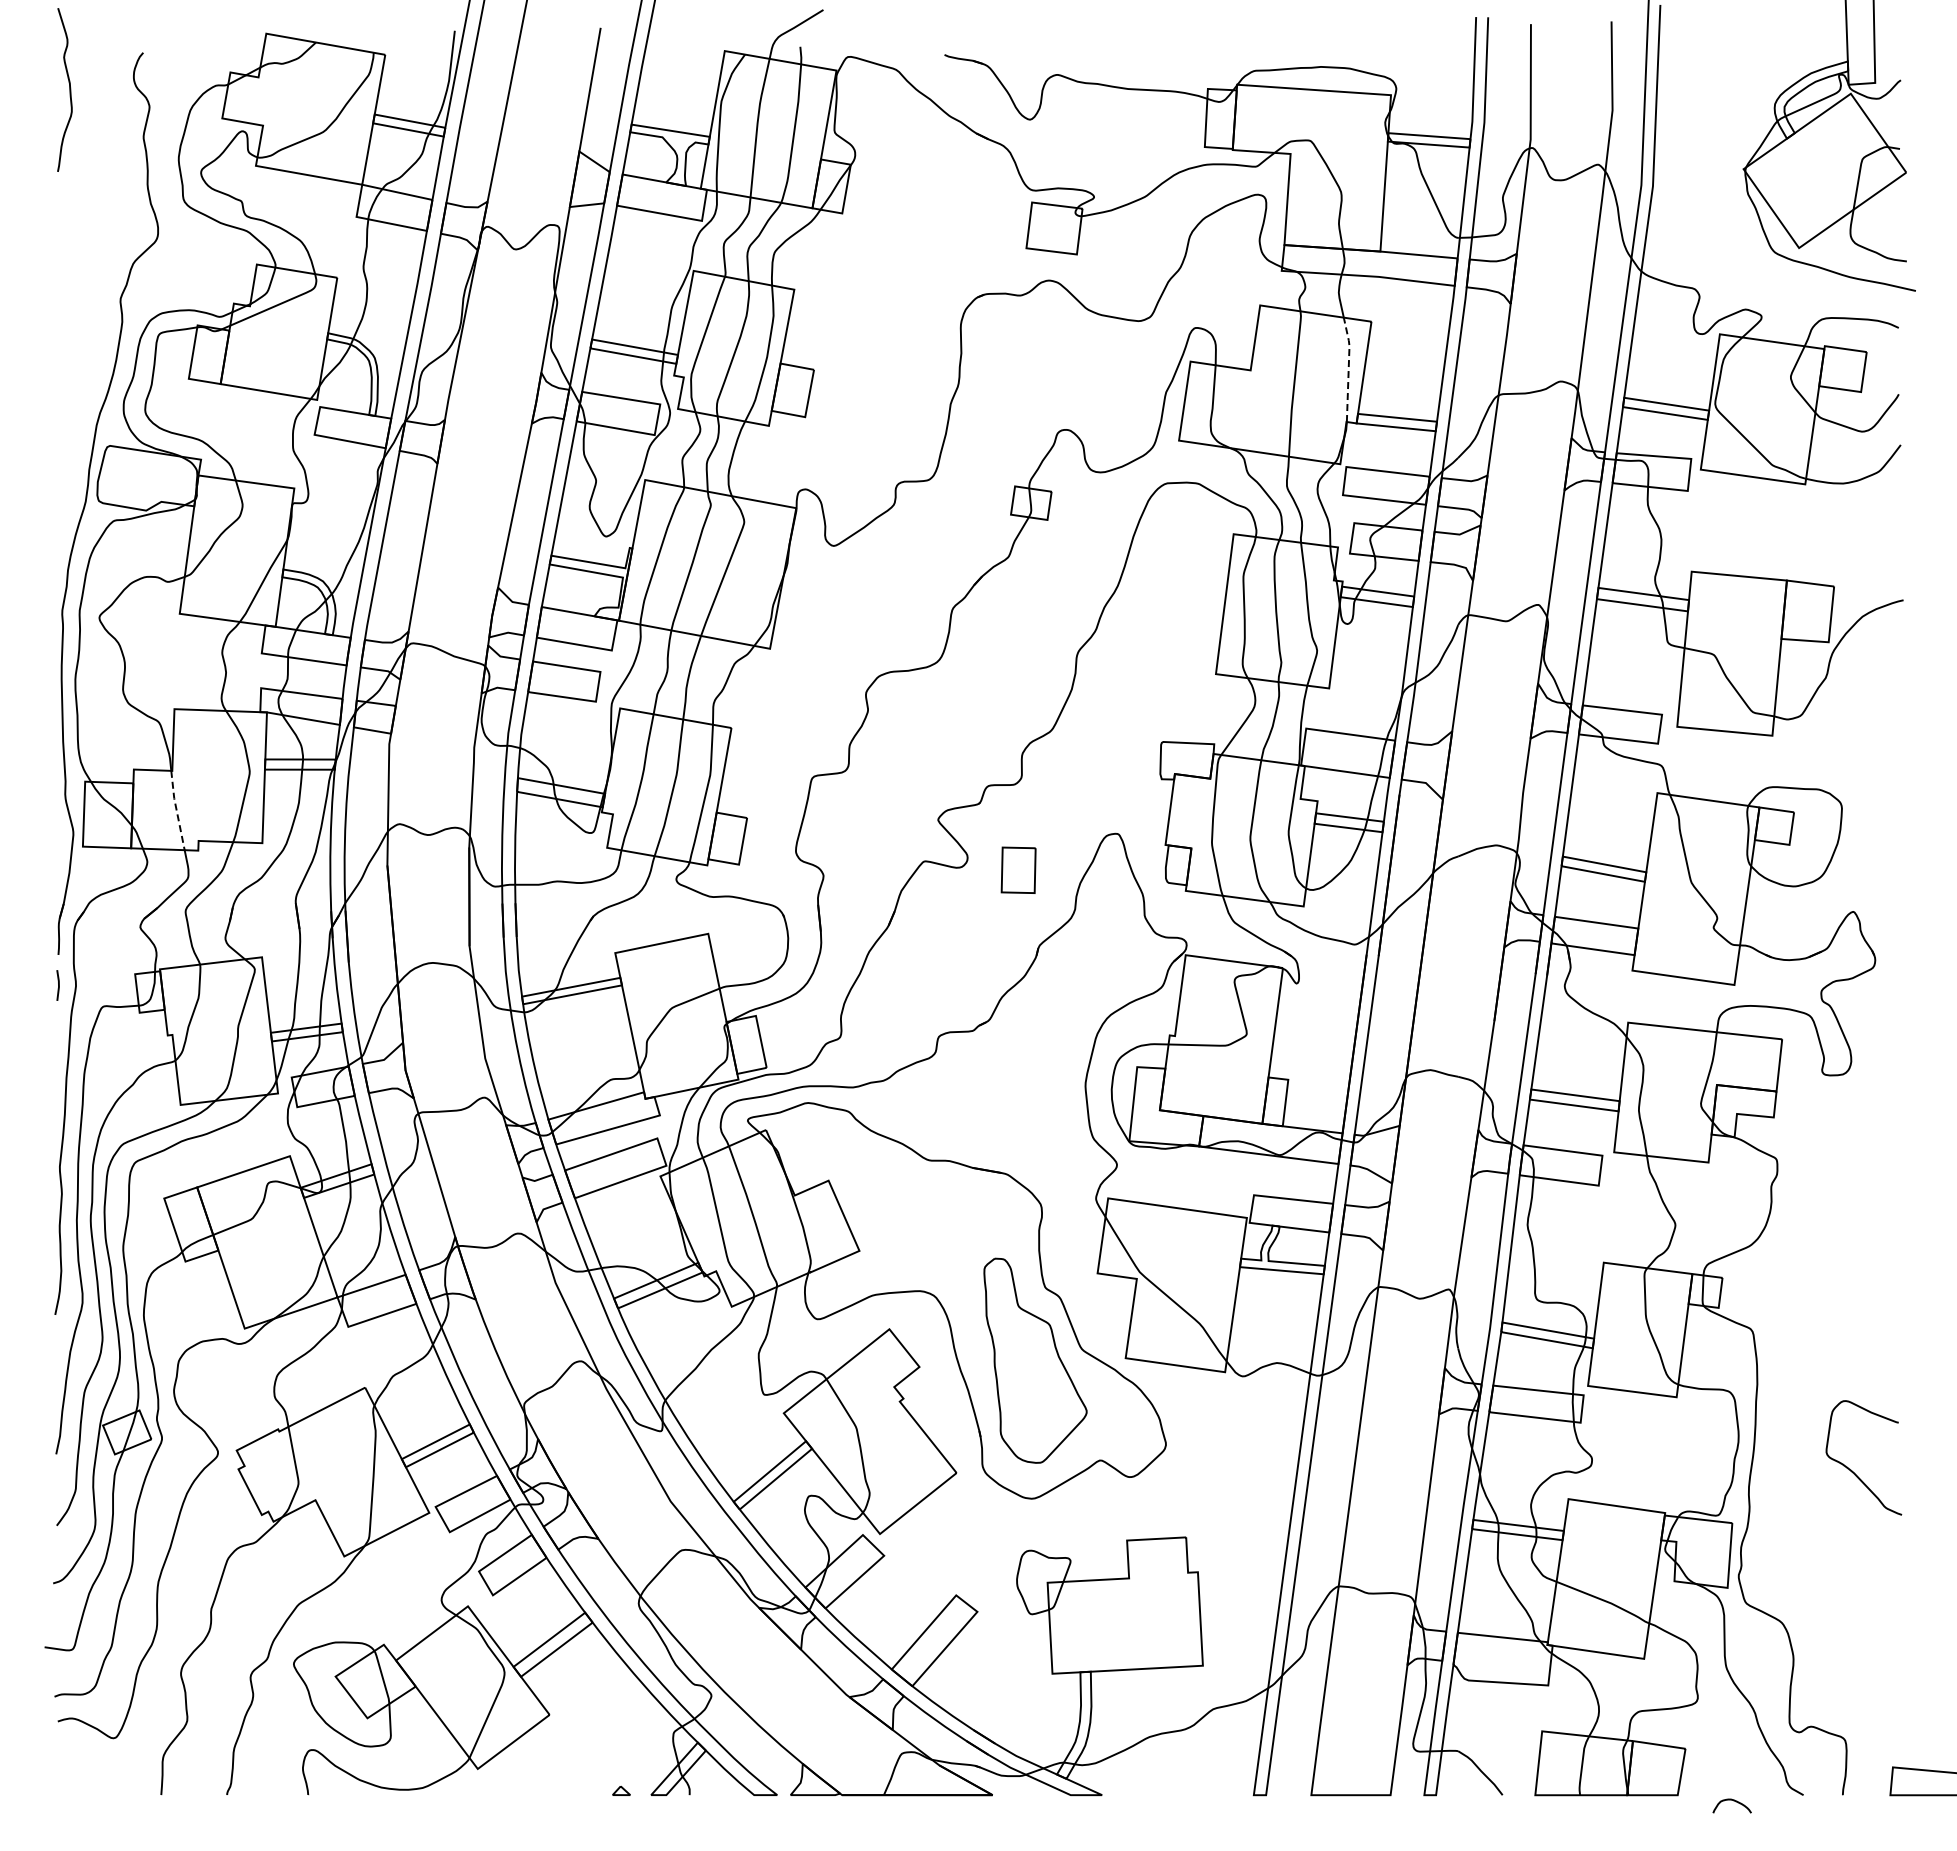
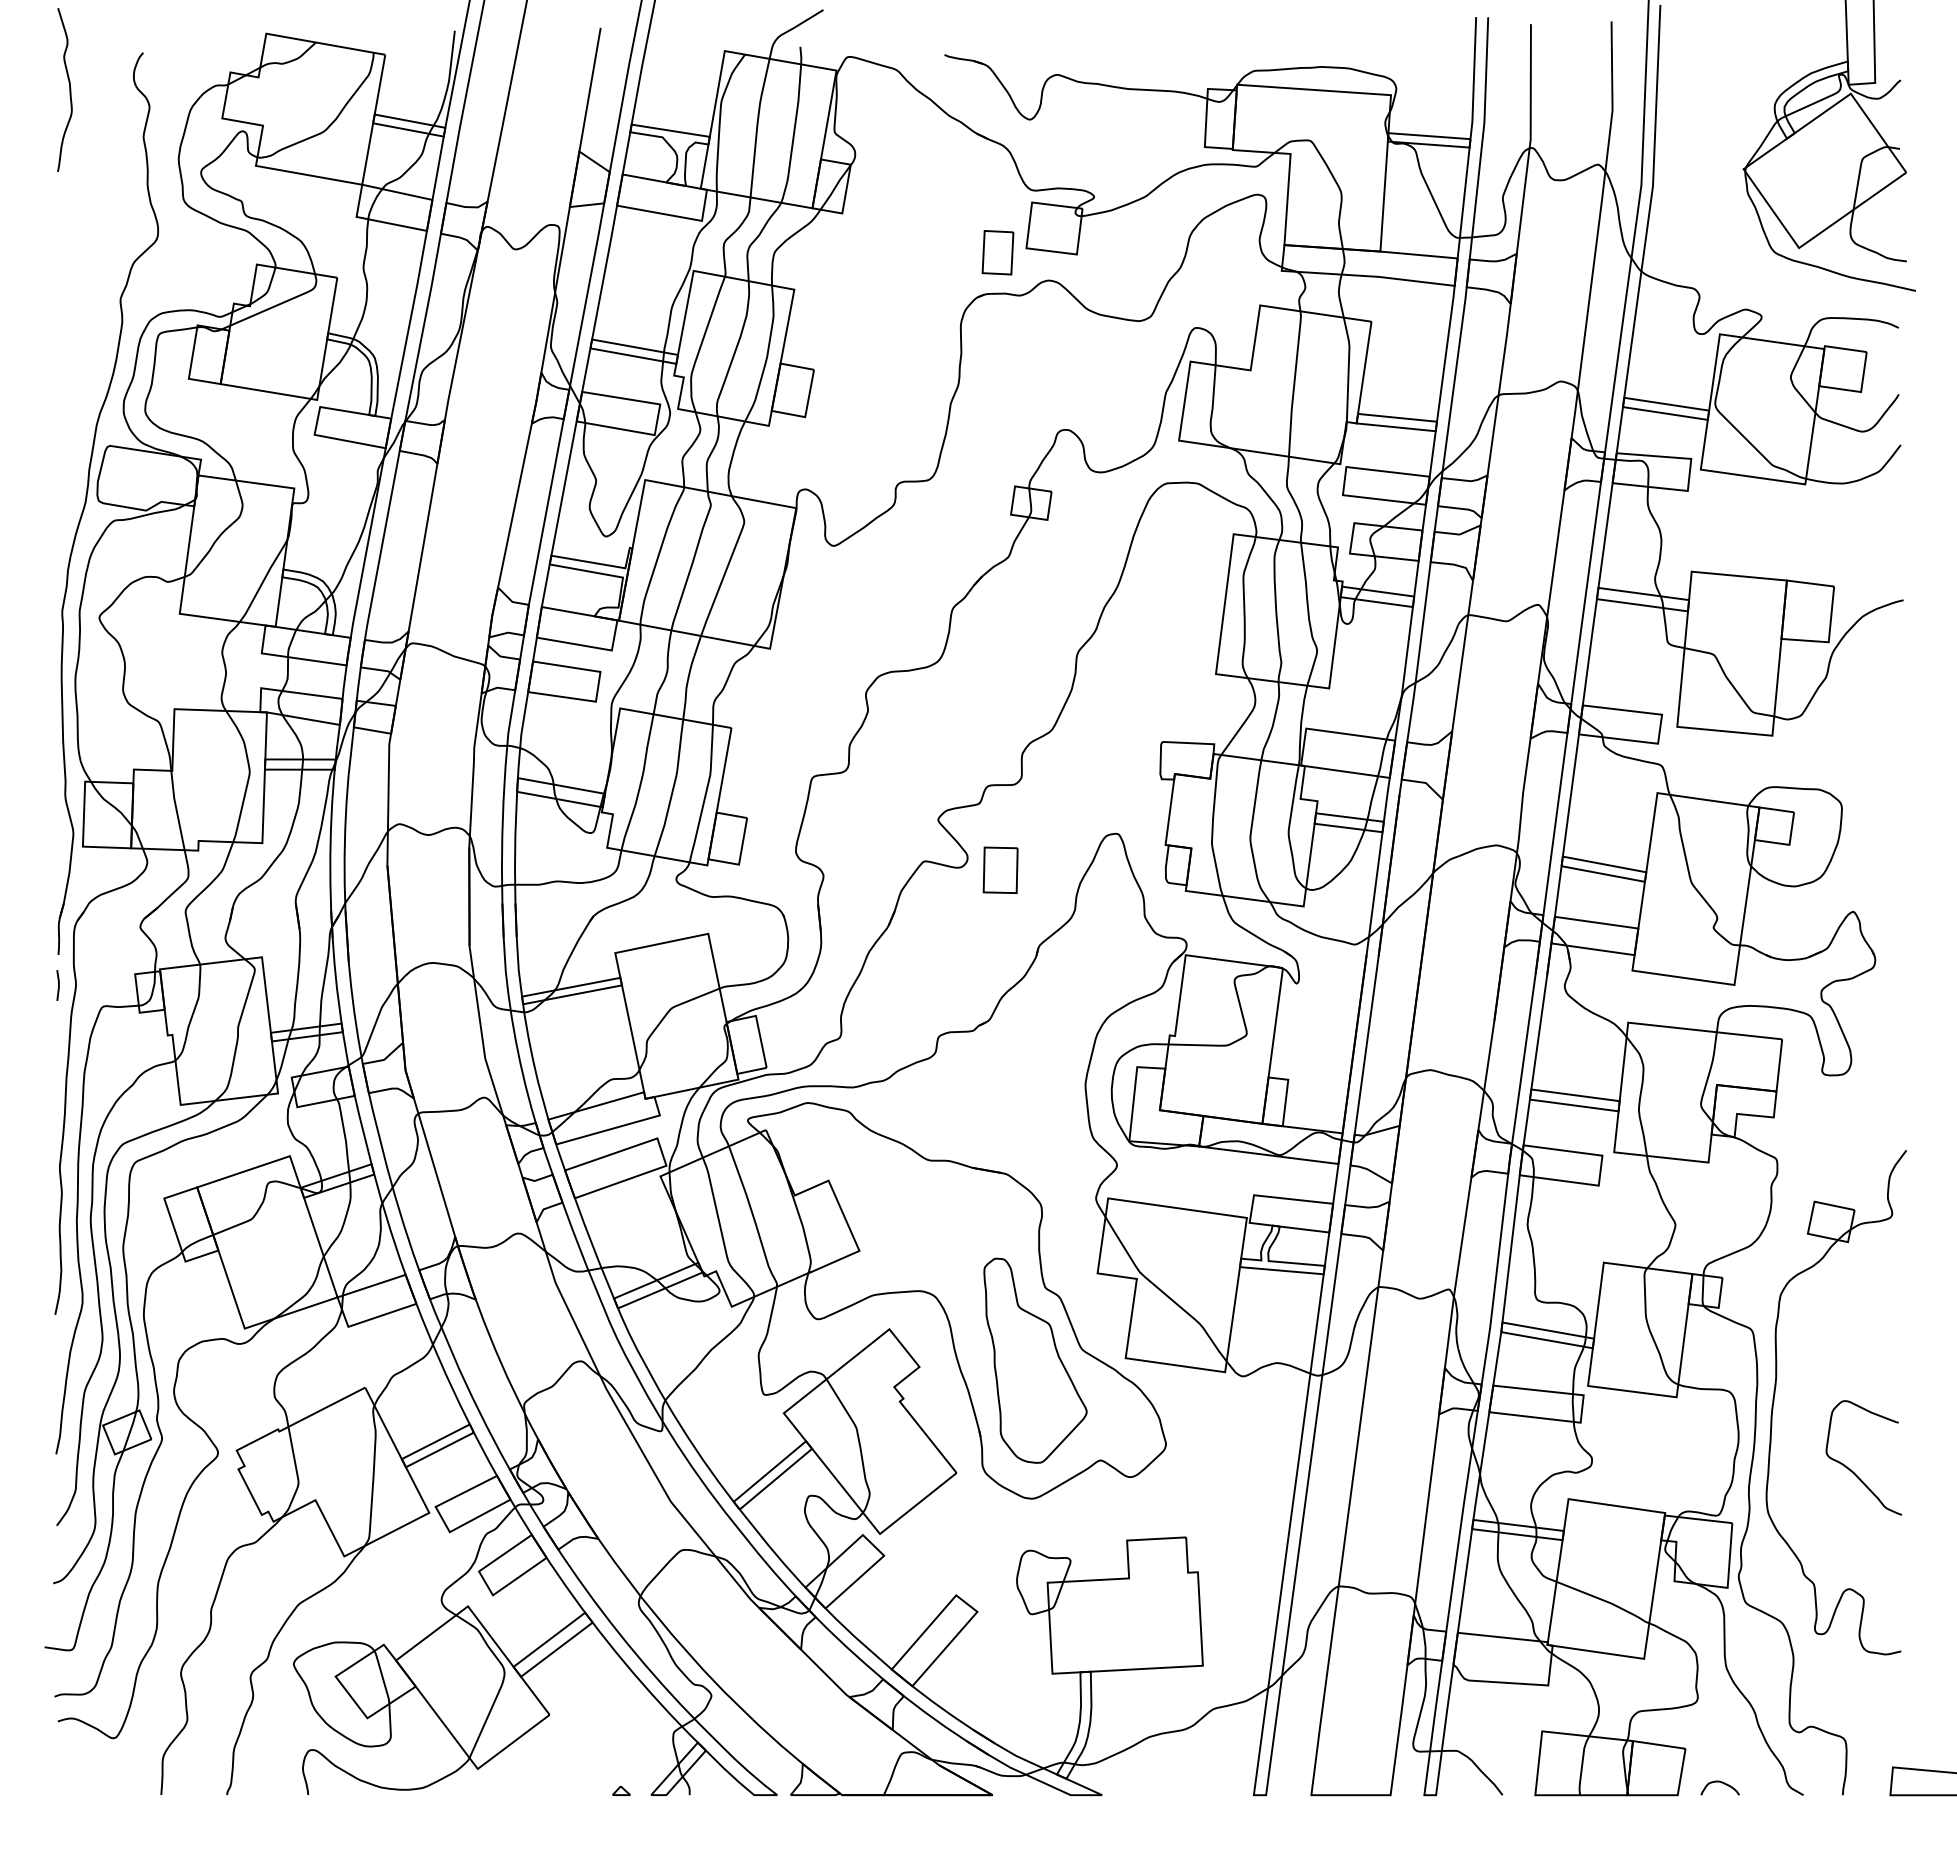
part: none -> present (997, 252)
line: dashed -> solid (1348, 368)
line: dashed -> solid (176, 810)
part position: (1018, 869) -> (1000, 869) (1000, 869)
part: none -> present (1775, 1394)
curve position: (1733, 1801) -> (1721, 1783) (1721, 1783)
